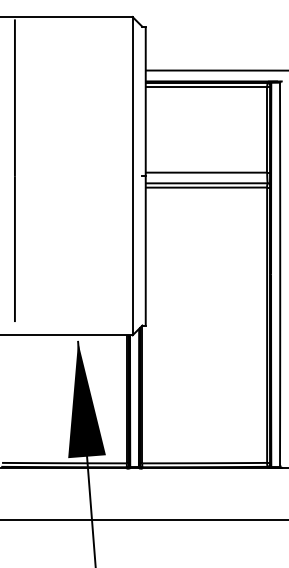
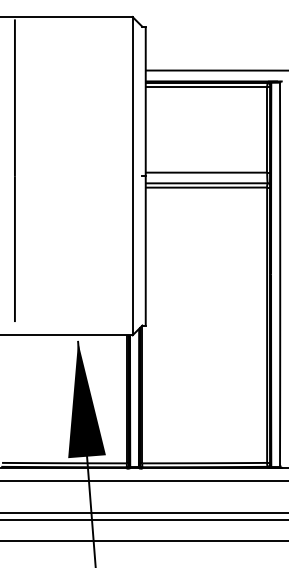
line: none -> present (143, 481)
line: none -> present (143, 513)
line: none -> present (143, 540)
